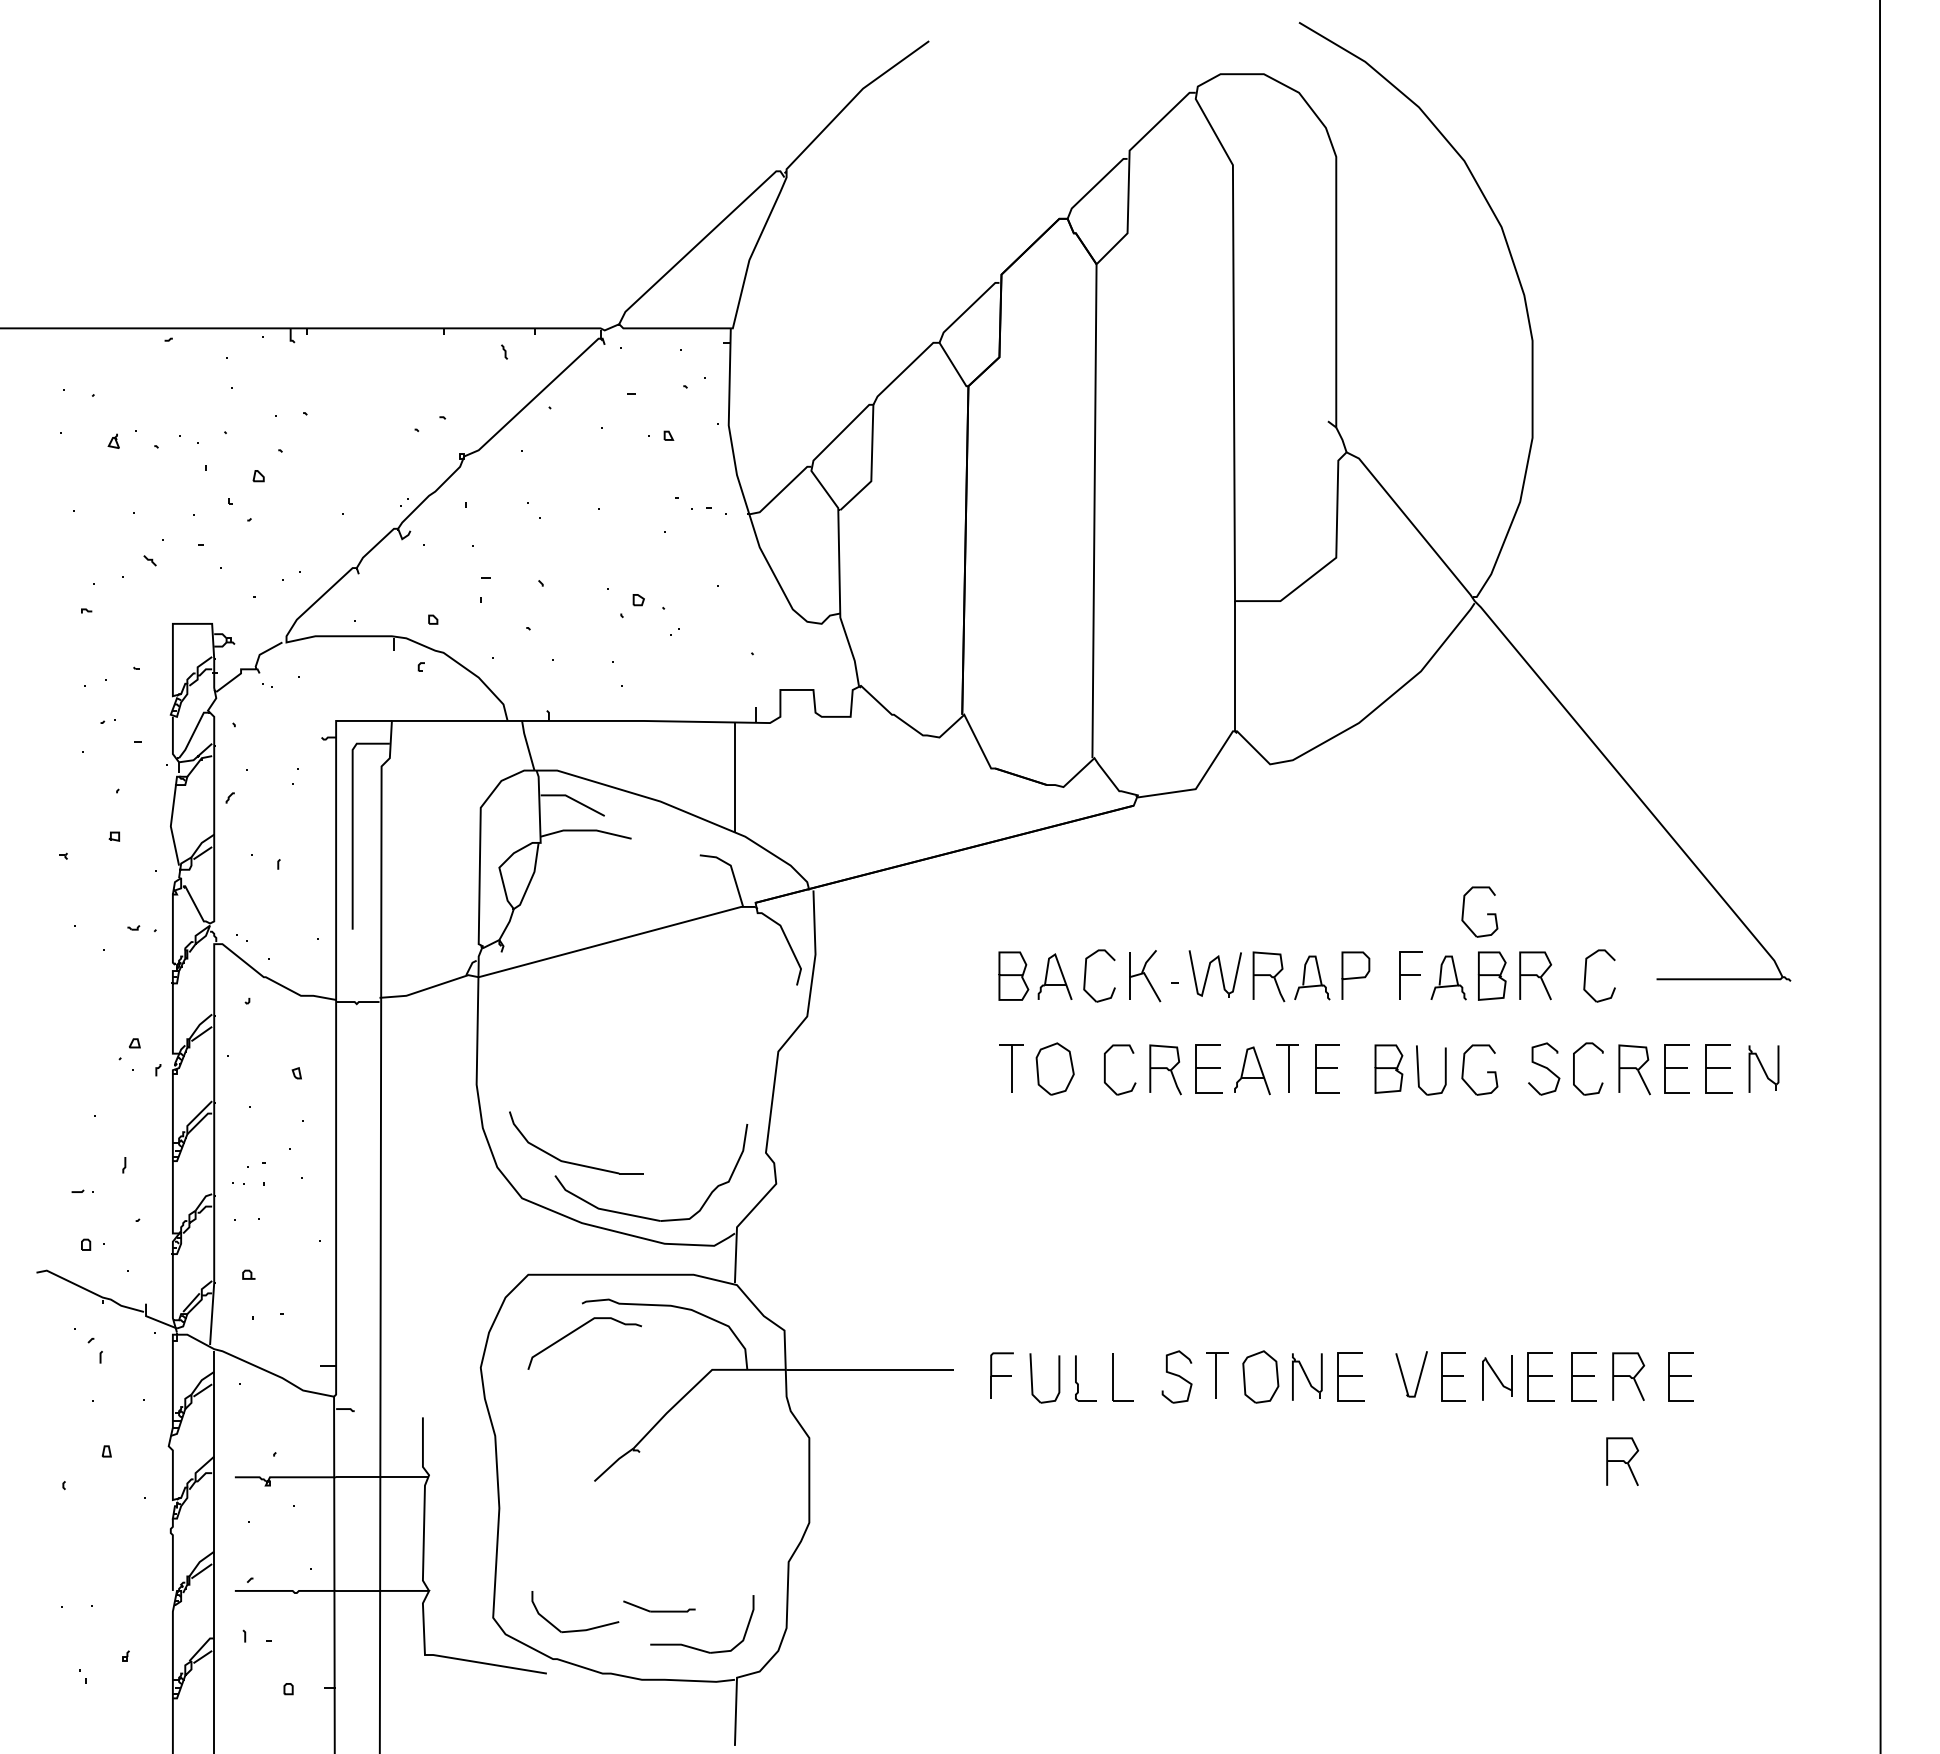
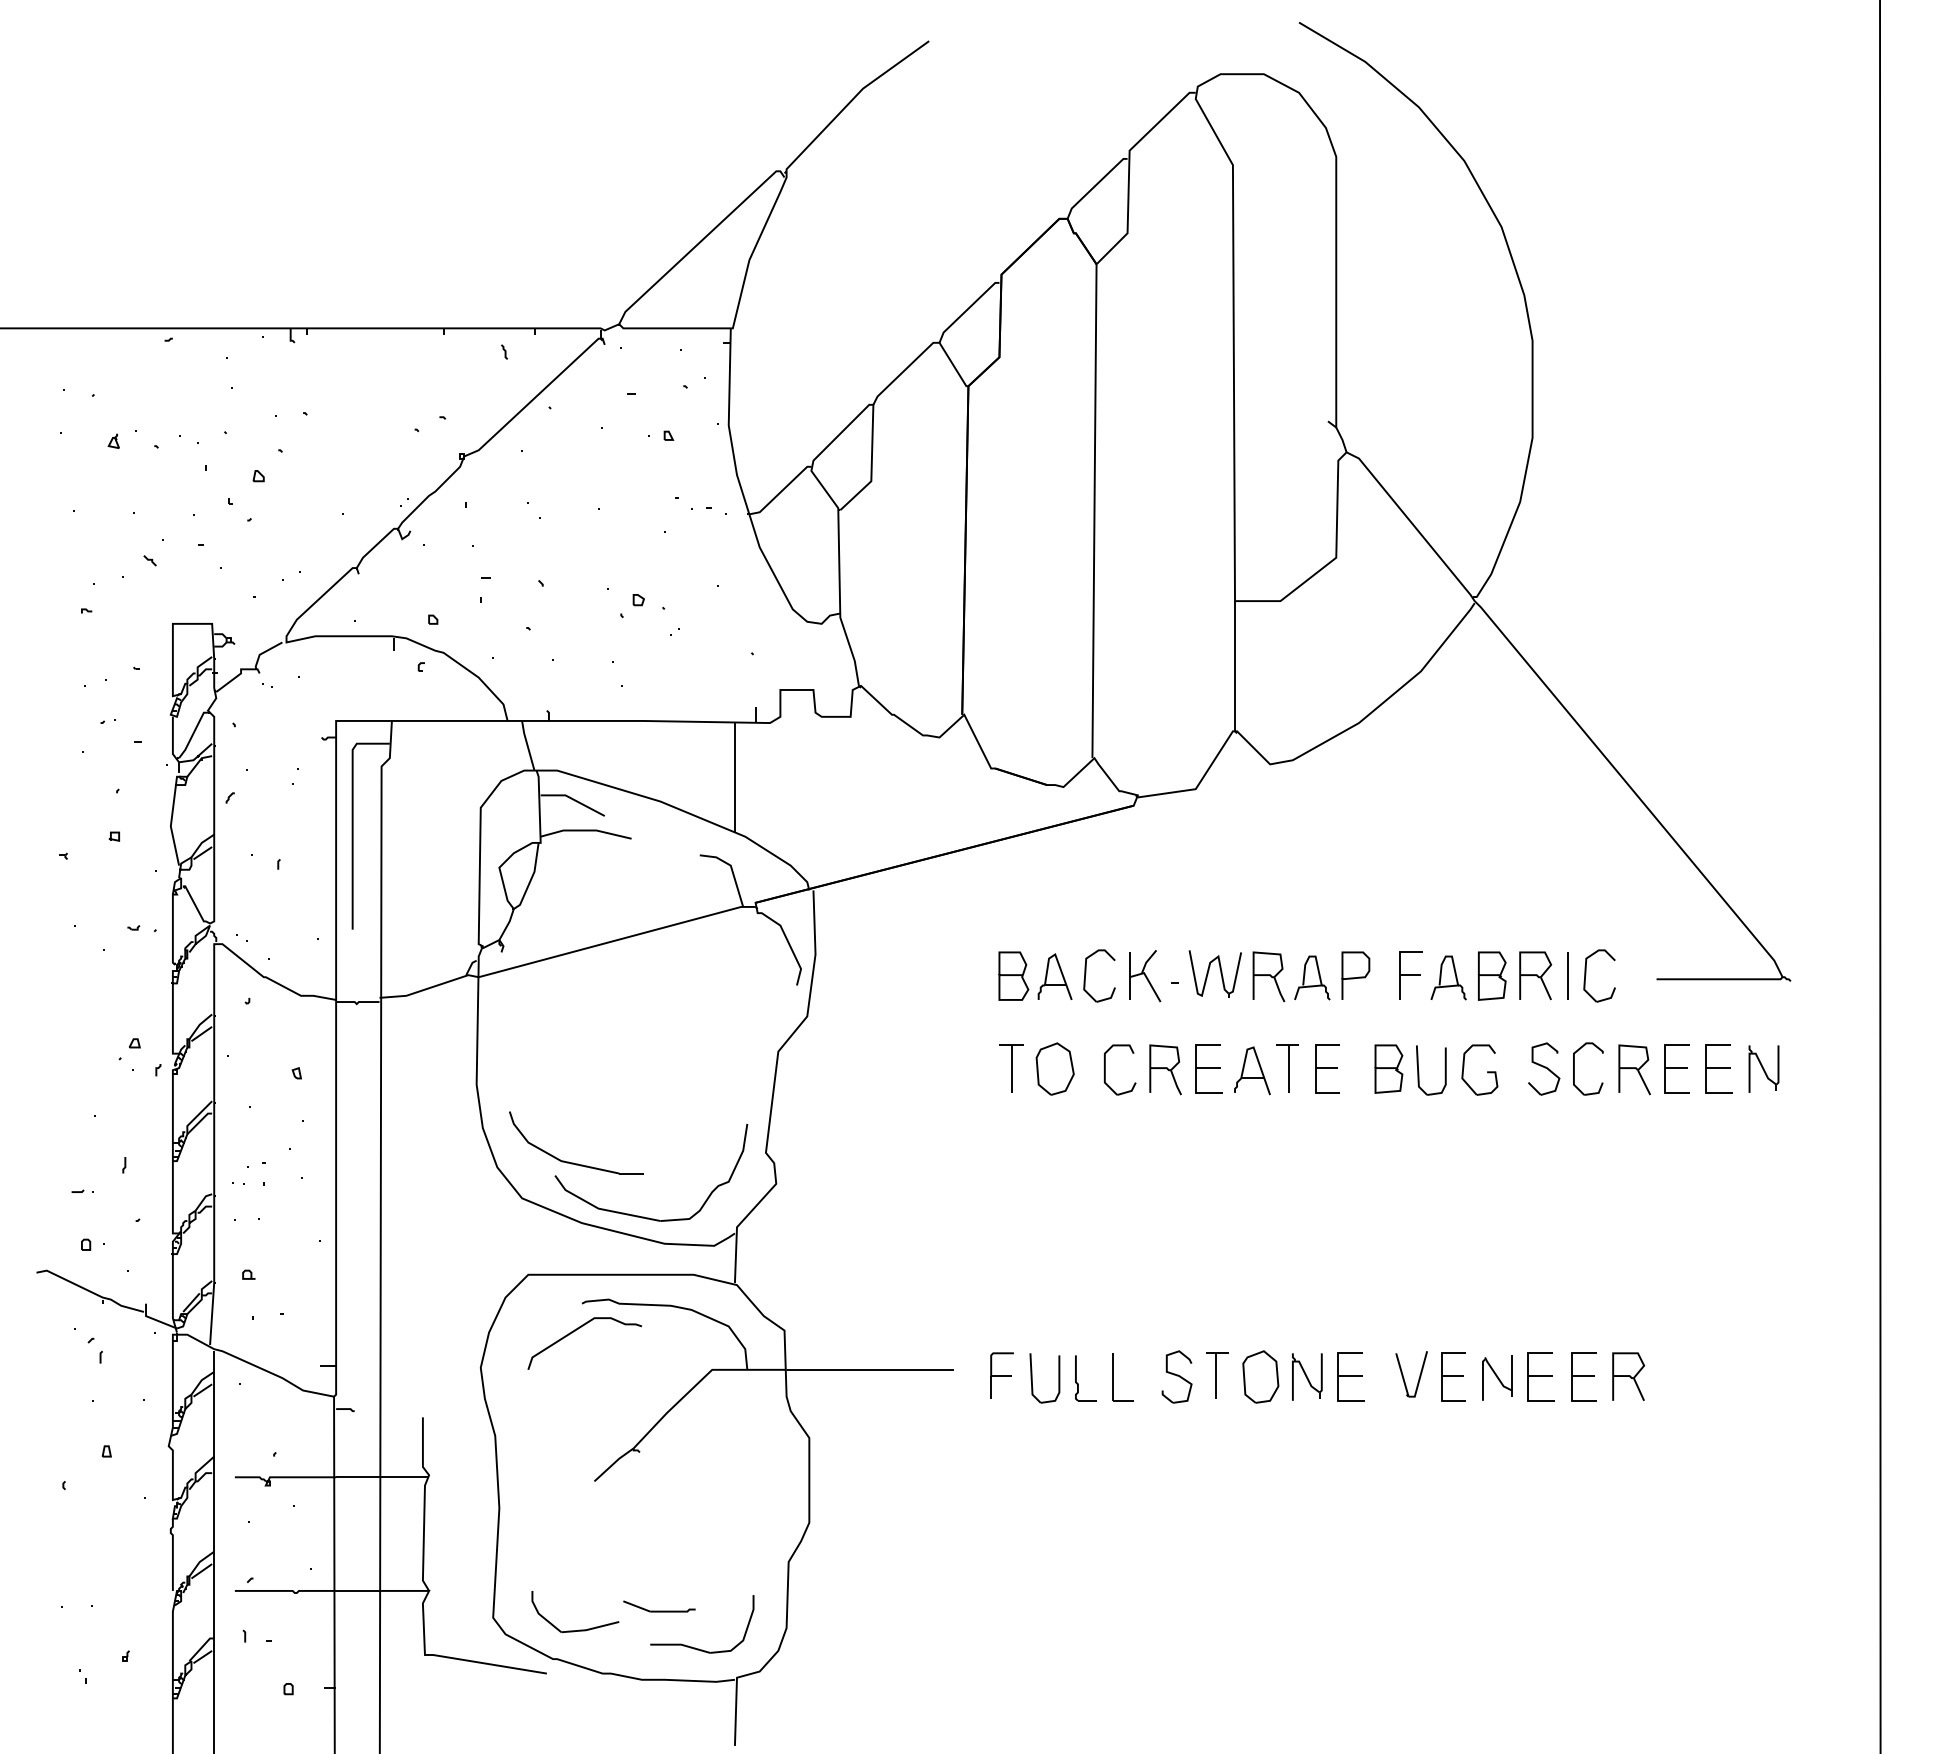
part: present -> none (1487, 913)
line: none -> present (1567, 975)
part: present -> none (1680, 1376)
part: present -> none (1622, 1461)
